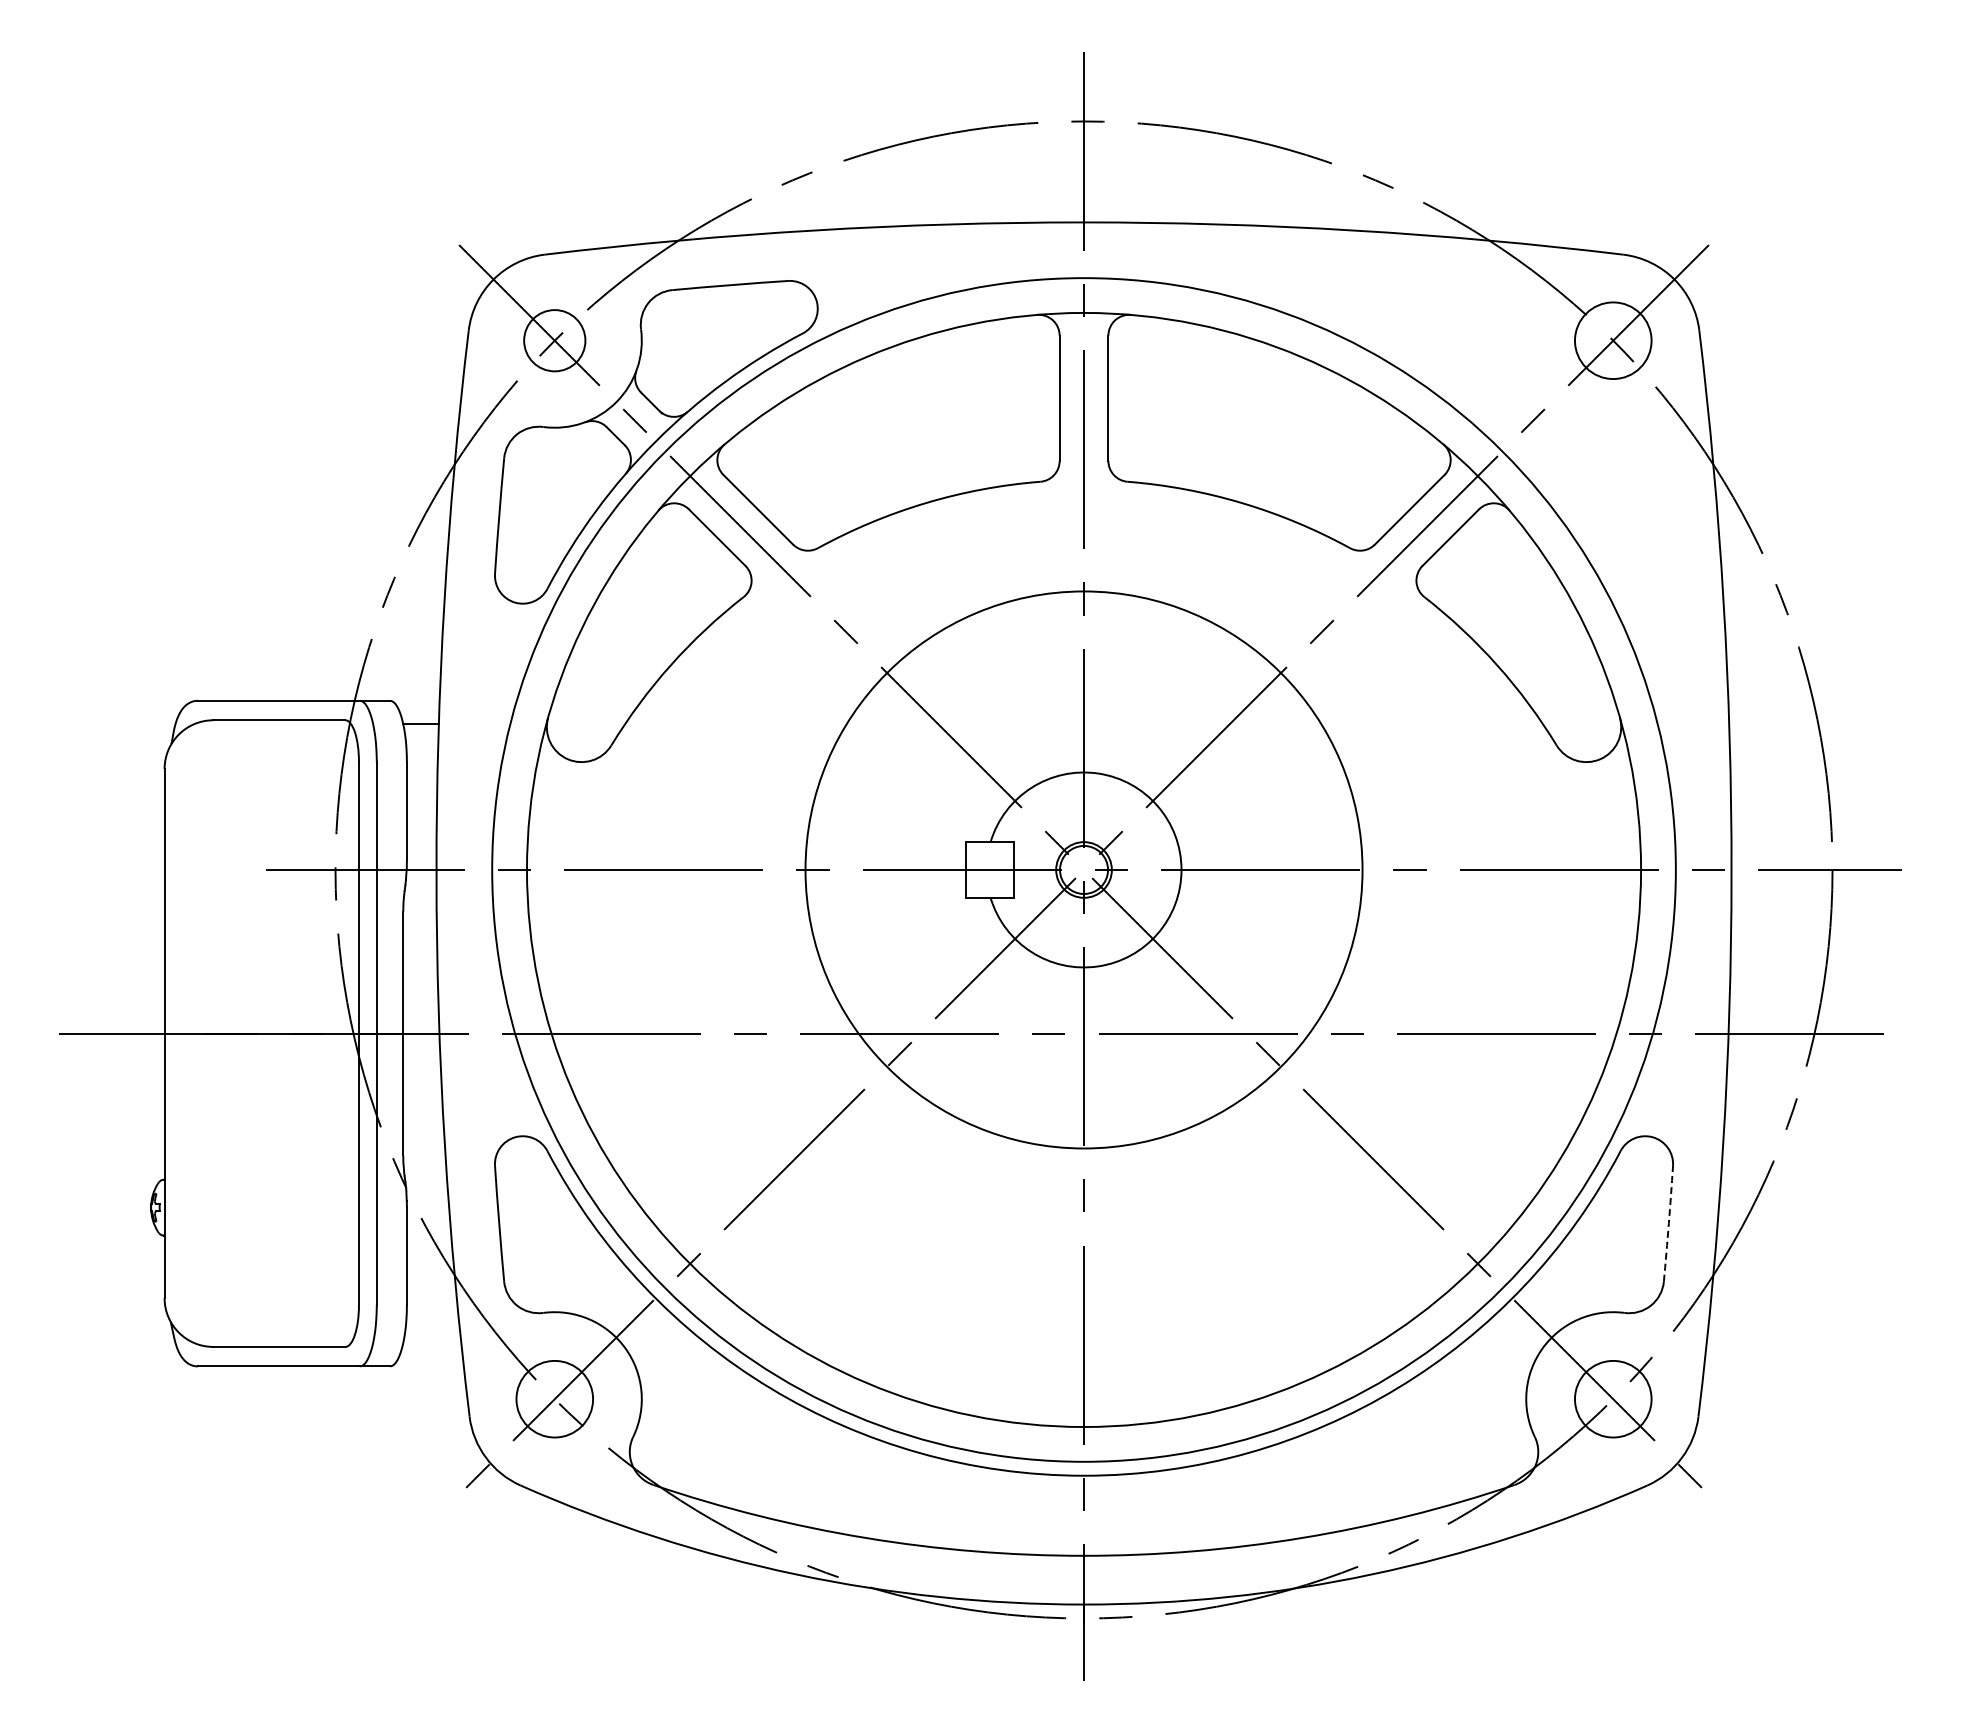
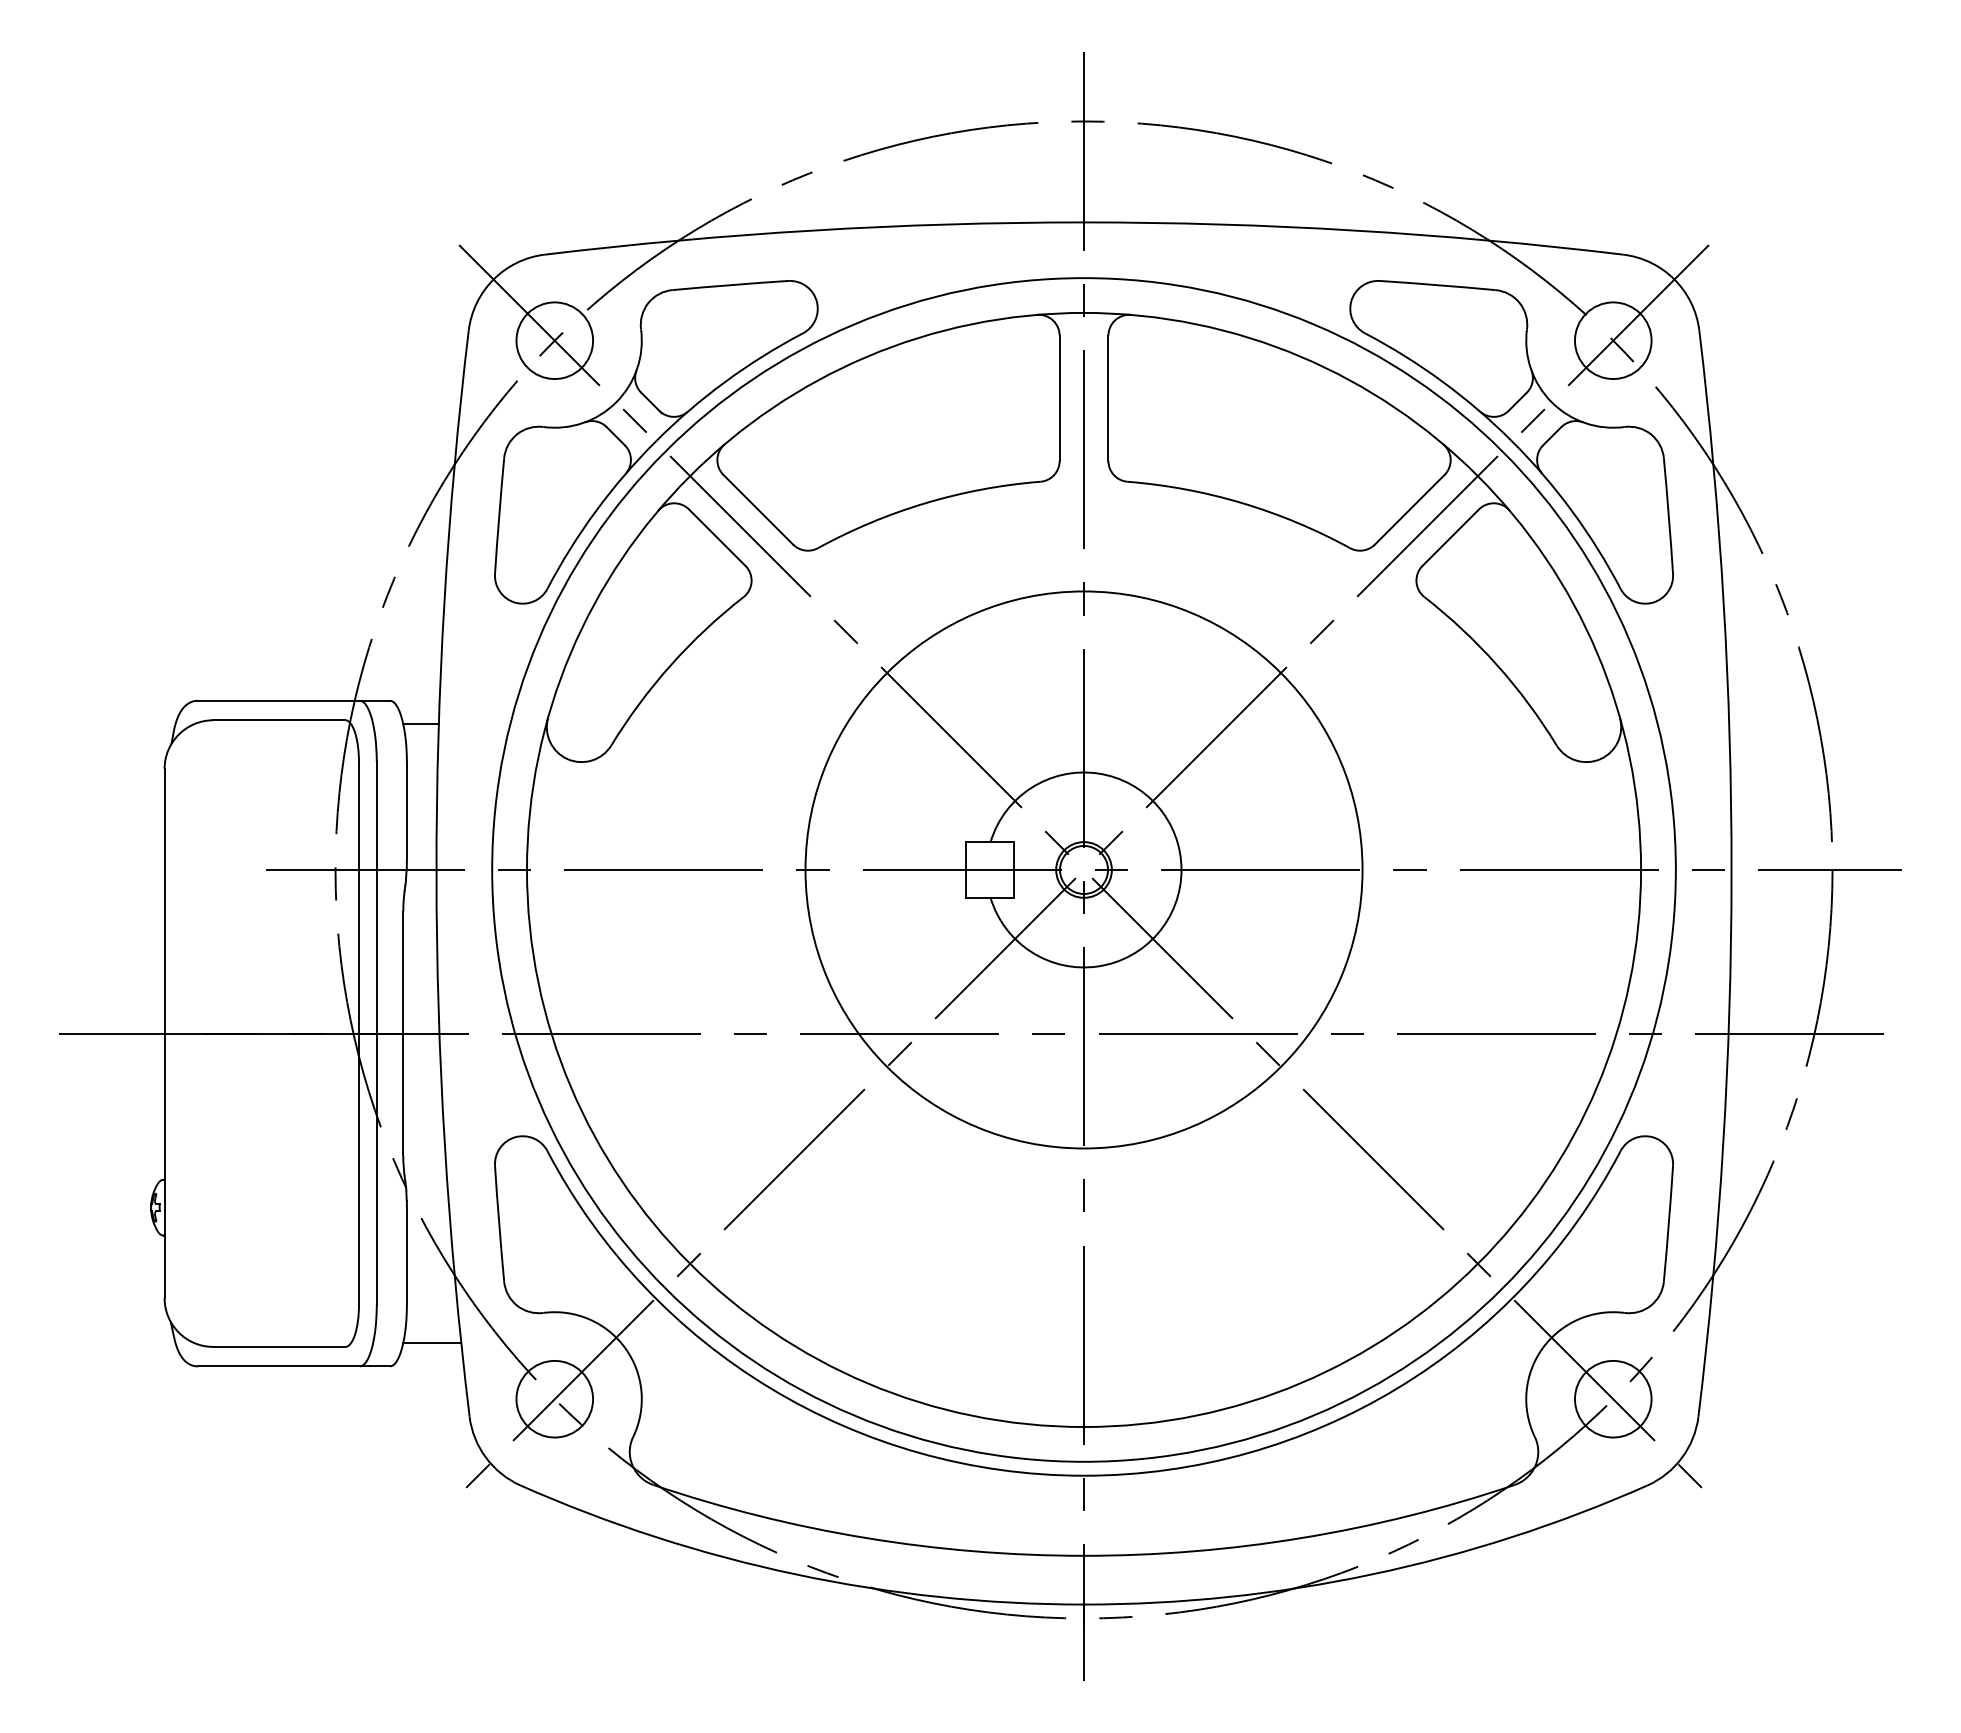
circle diameter: 61 px -> 77 px (554, 340)
part: none -> present (1511, 442)
arc: dashed -> solid (1668, 1223)
line: none -> present (432, 1343)
